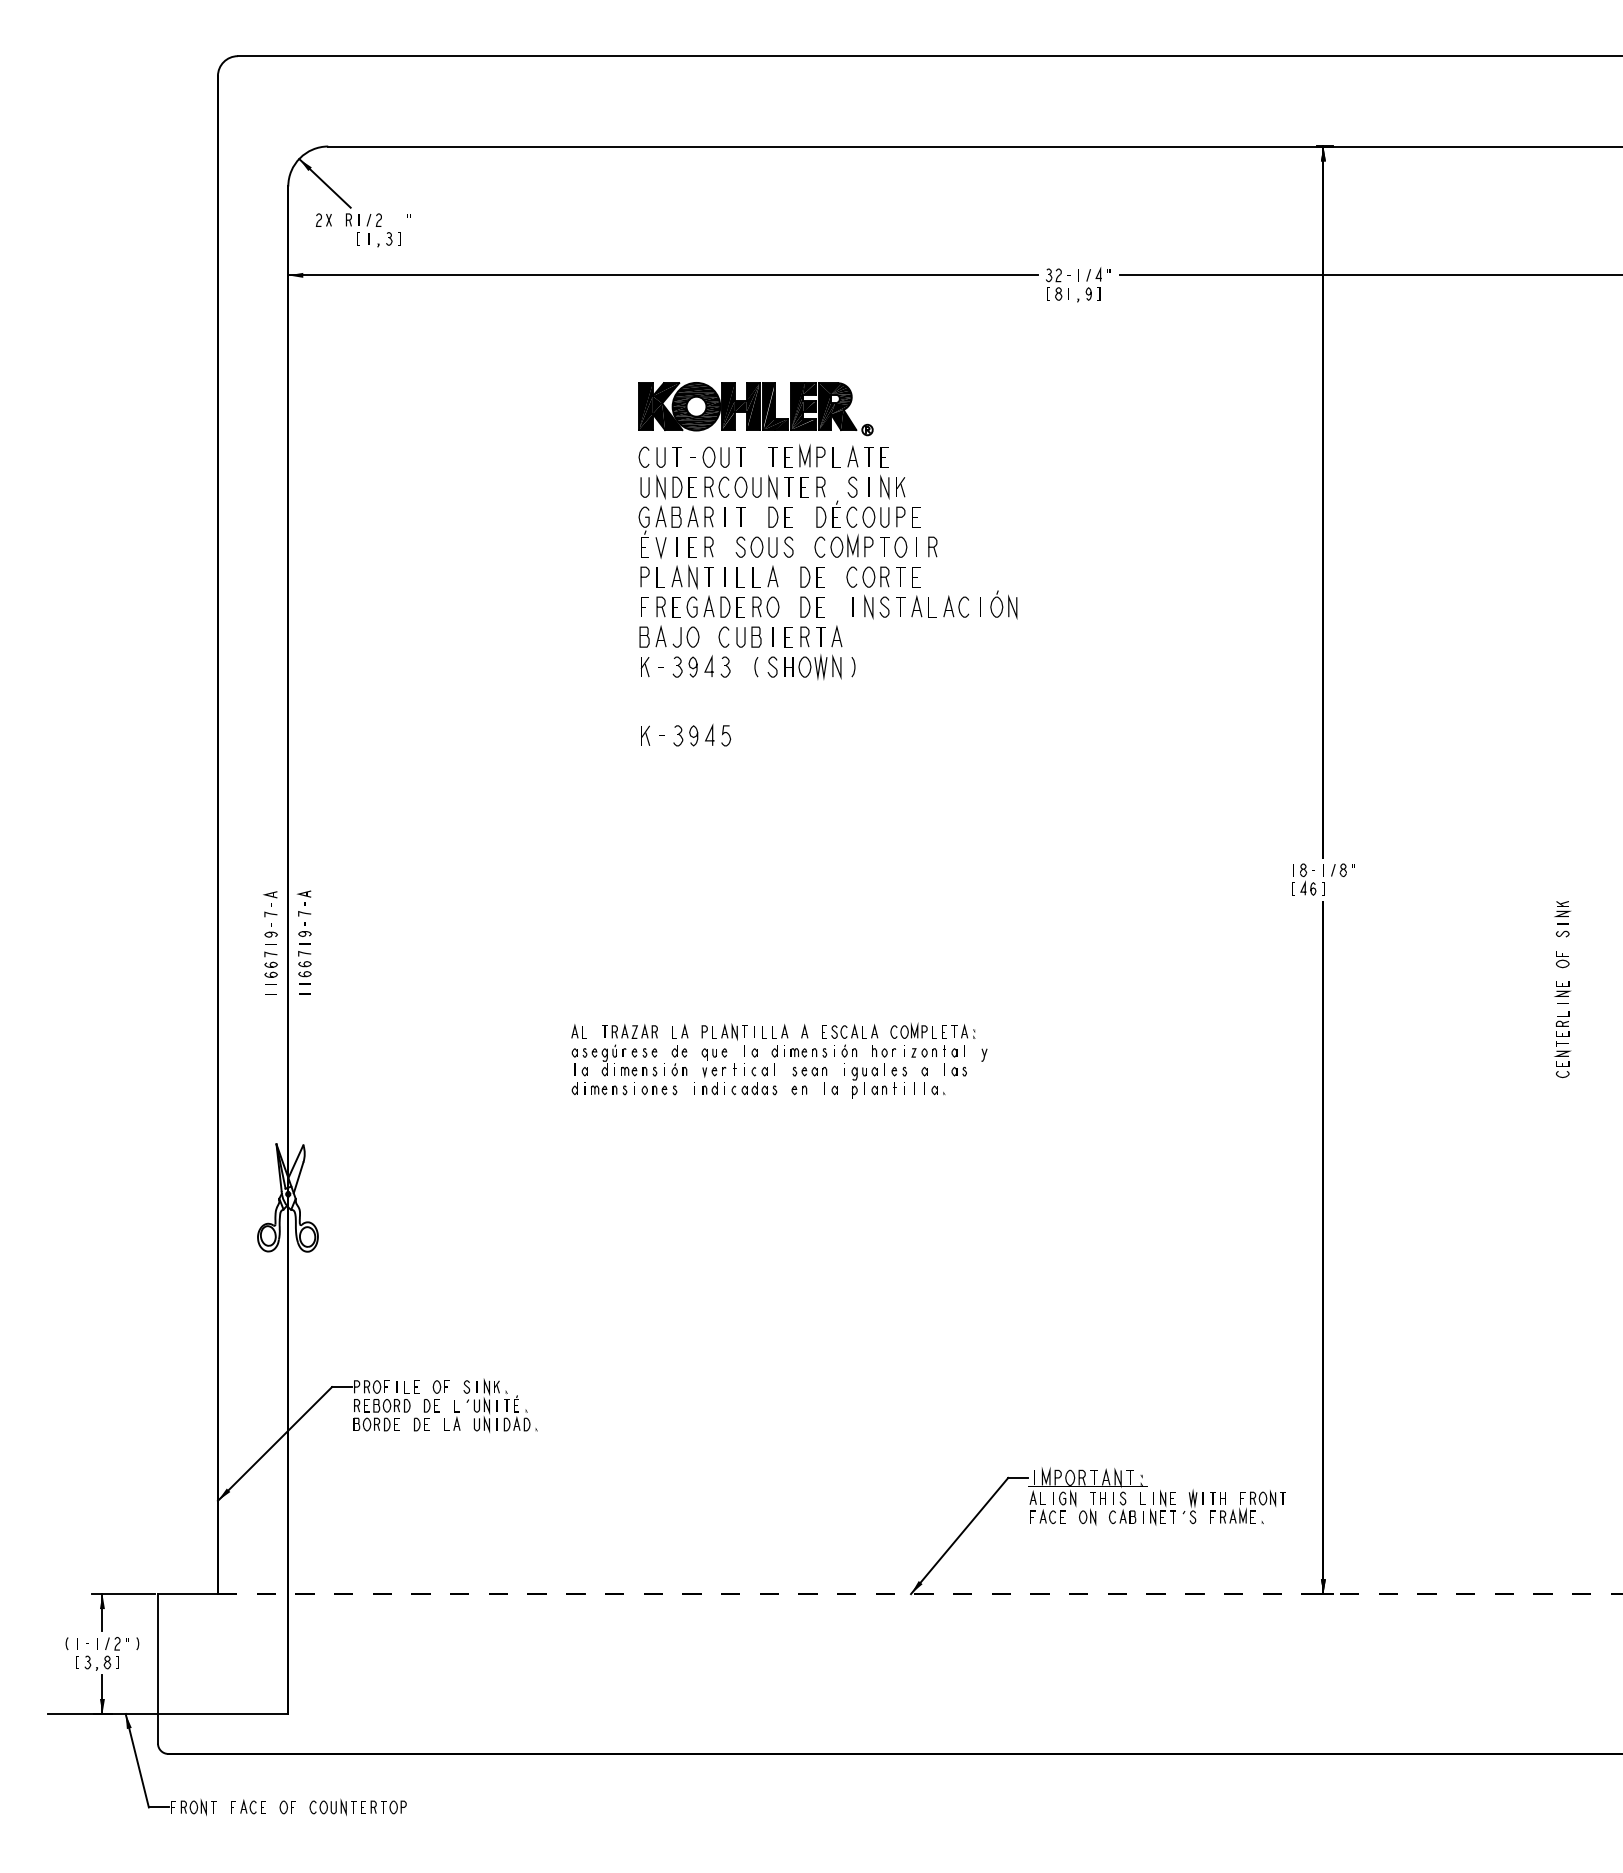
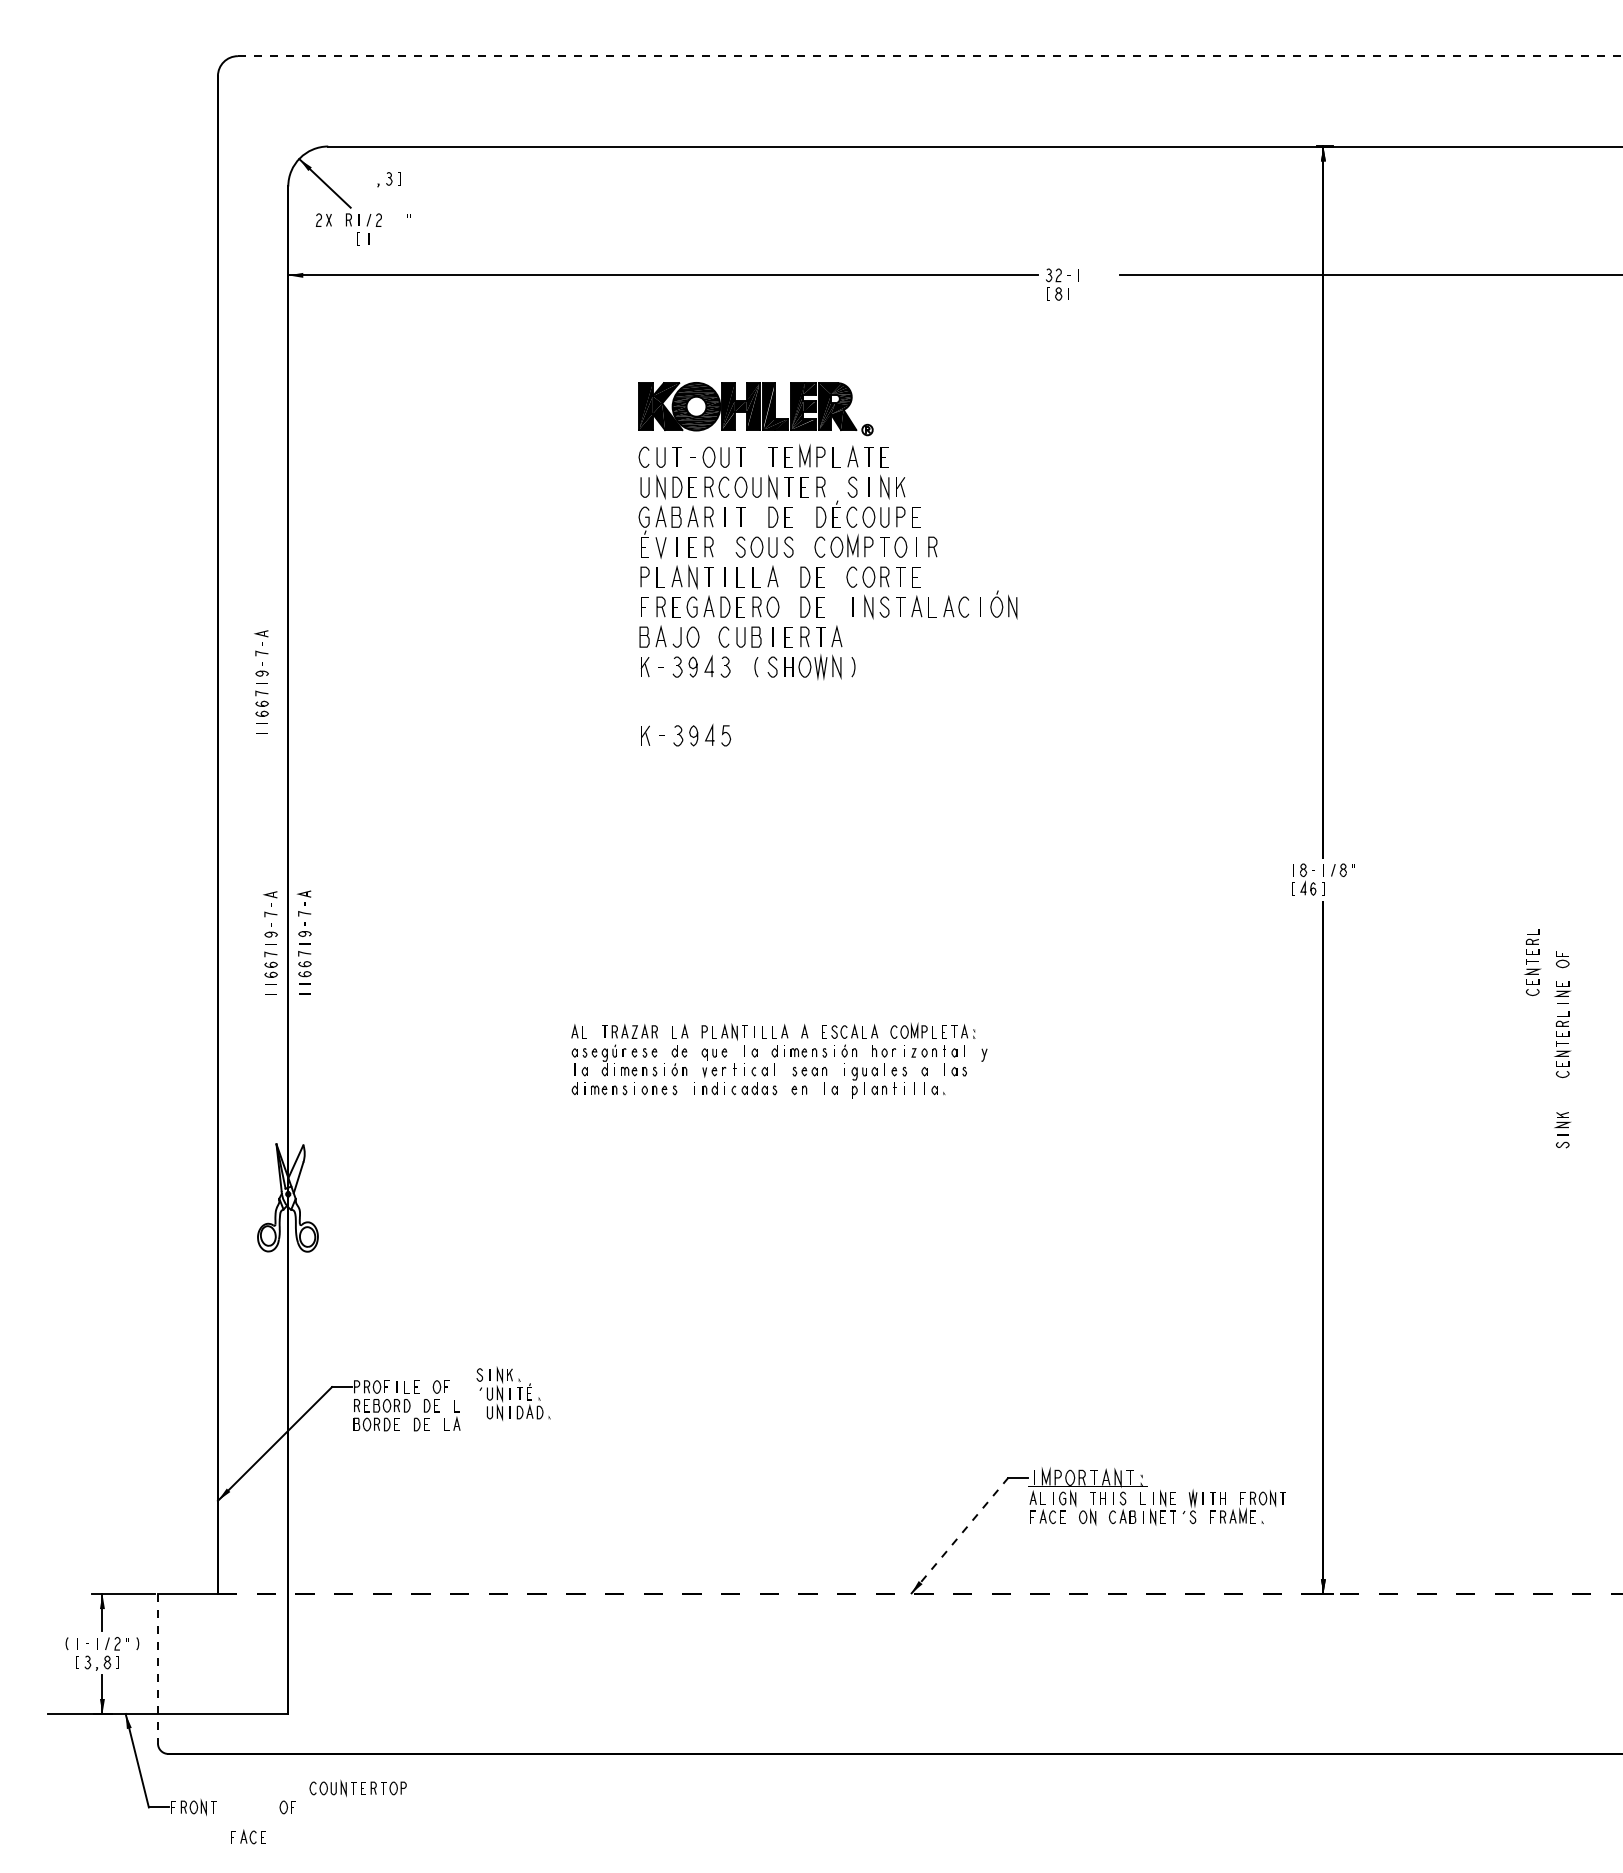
line: solid -> dashed (929, 56)
part position: (388, 239) -> (388, 179) (388, 179)
part: present -> none (1093, 284)
part: none -> present (261, 681)
part position: (1562, 919) -> (1562, 1130) (1562, 1130)
part: none -> present (1532, 962)
part position: (500, 1405) -> (513, 1393) (513, 1393)
line: solid -> dashed (959, 1536)
line: solid -> dashed (157, 1668)
part position: (248, 1806) -> (248, 1836) (248, 1836)
part position: (357, 1807) -> (357, 1788) (357, 1788)
